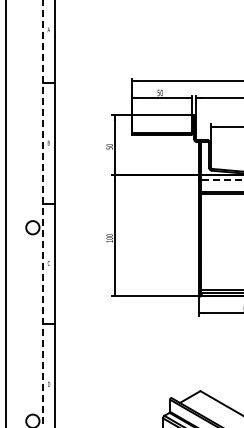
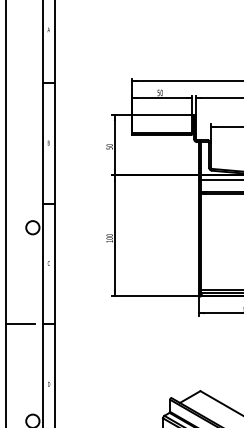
line: dashed -> solid (221, 179)
line: dashed -> solid (42, 214)
line: none -> present (20, 324)
